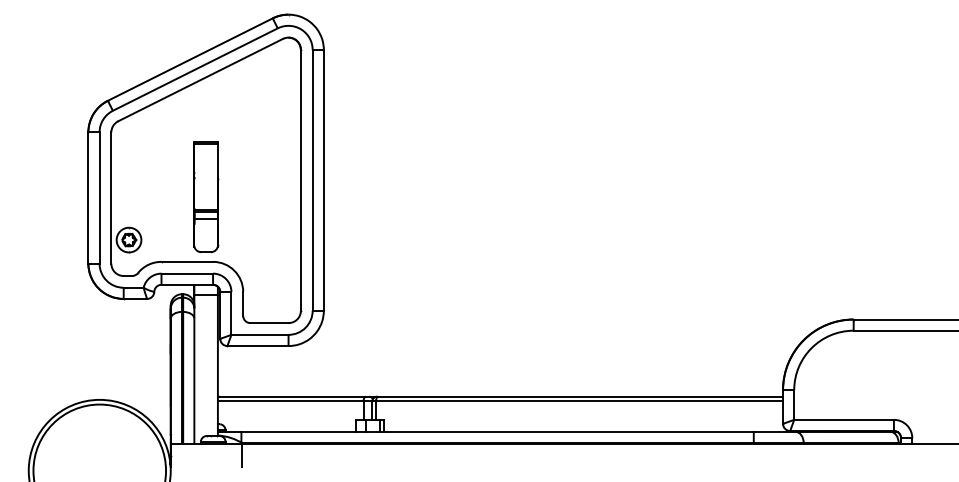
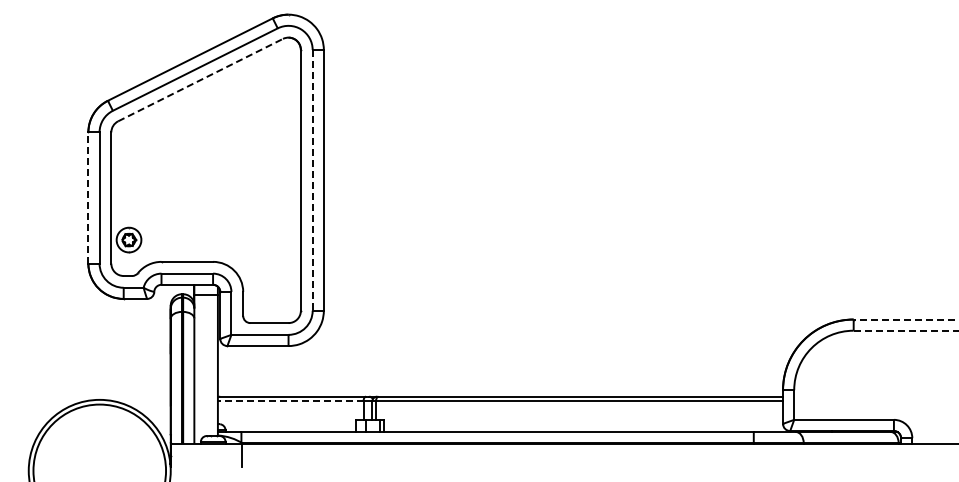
line: solid -> dashed (201, 79)
line: solid -> dashed (312, 180)
part: present -> none (206, 197)
line: solid -> dashed (88, 198)
line: solid -> dashed (905, 319)
line: solid -> dashed (906, 330)
line: solid -> dashed (290, 401)
